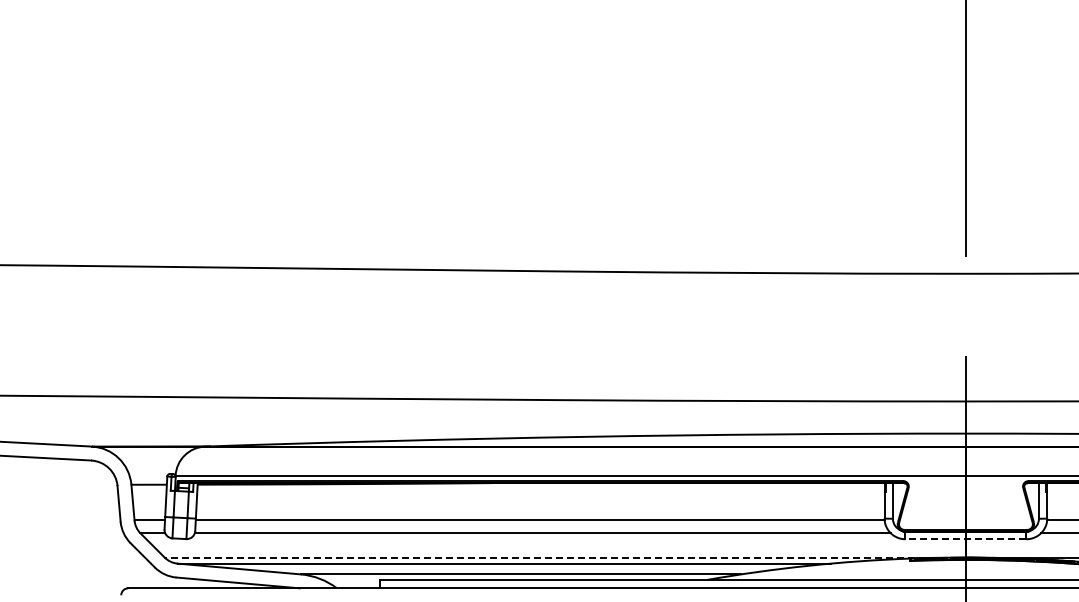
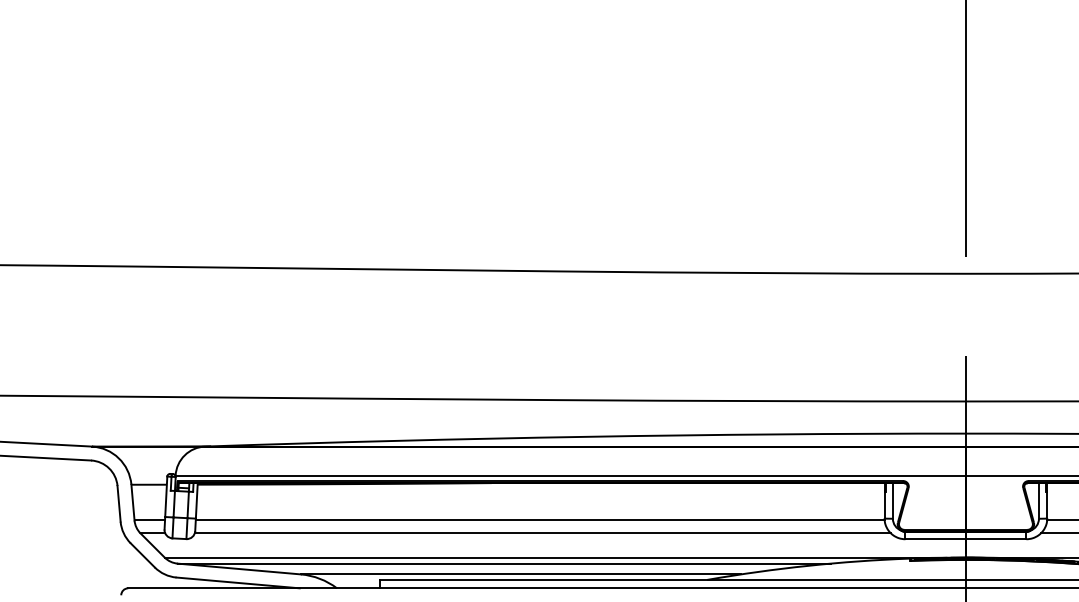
line: dashed -> solid (965, 539)
line: dashed -> solid (561, 557)
